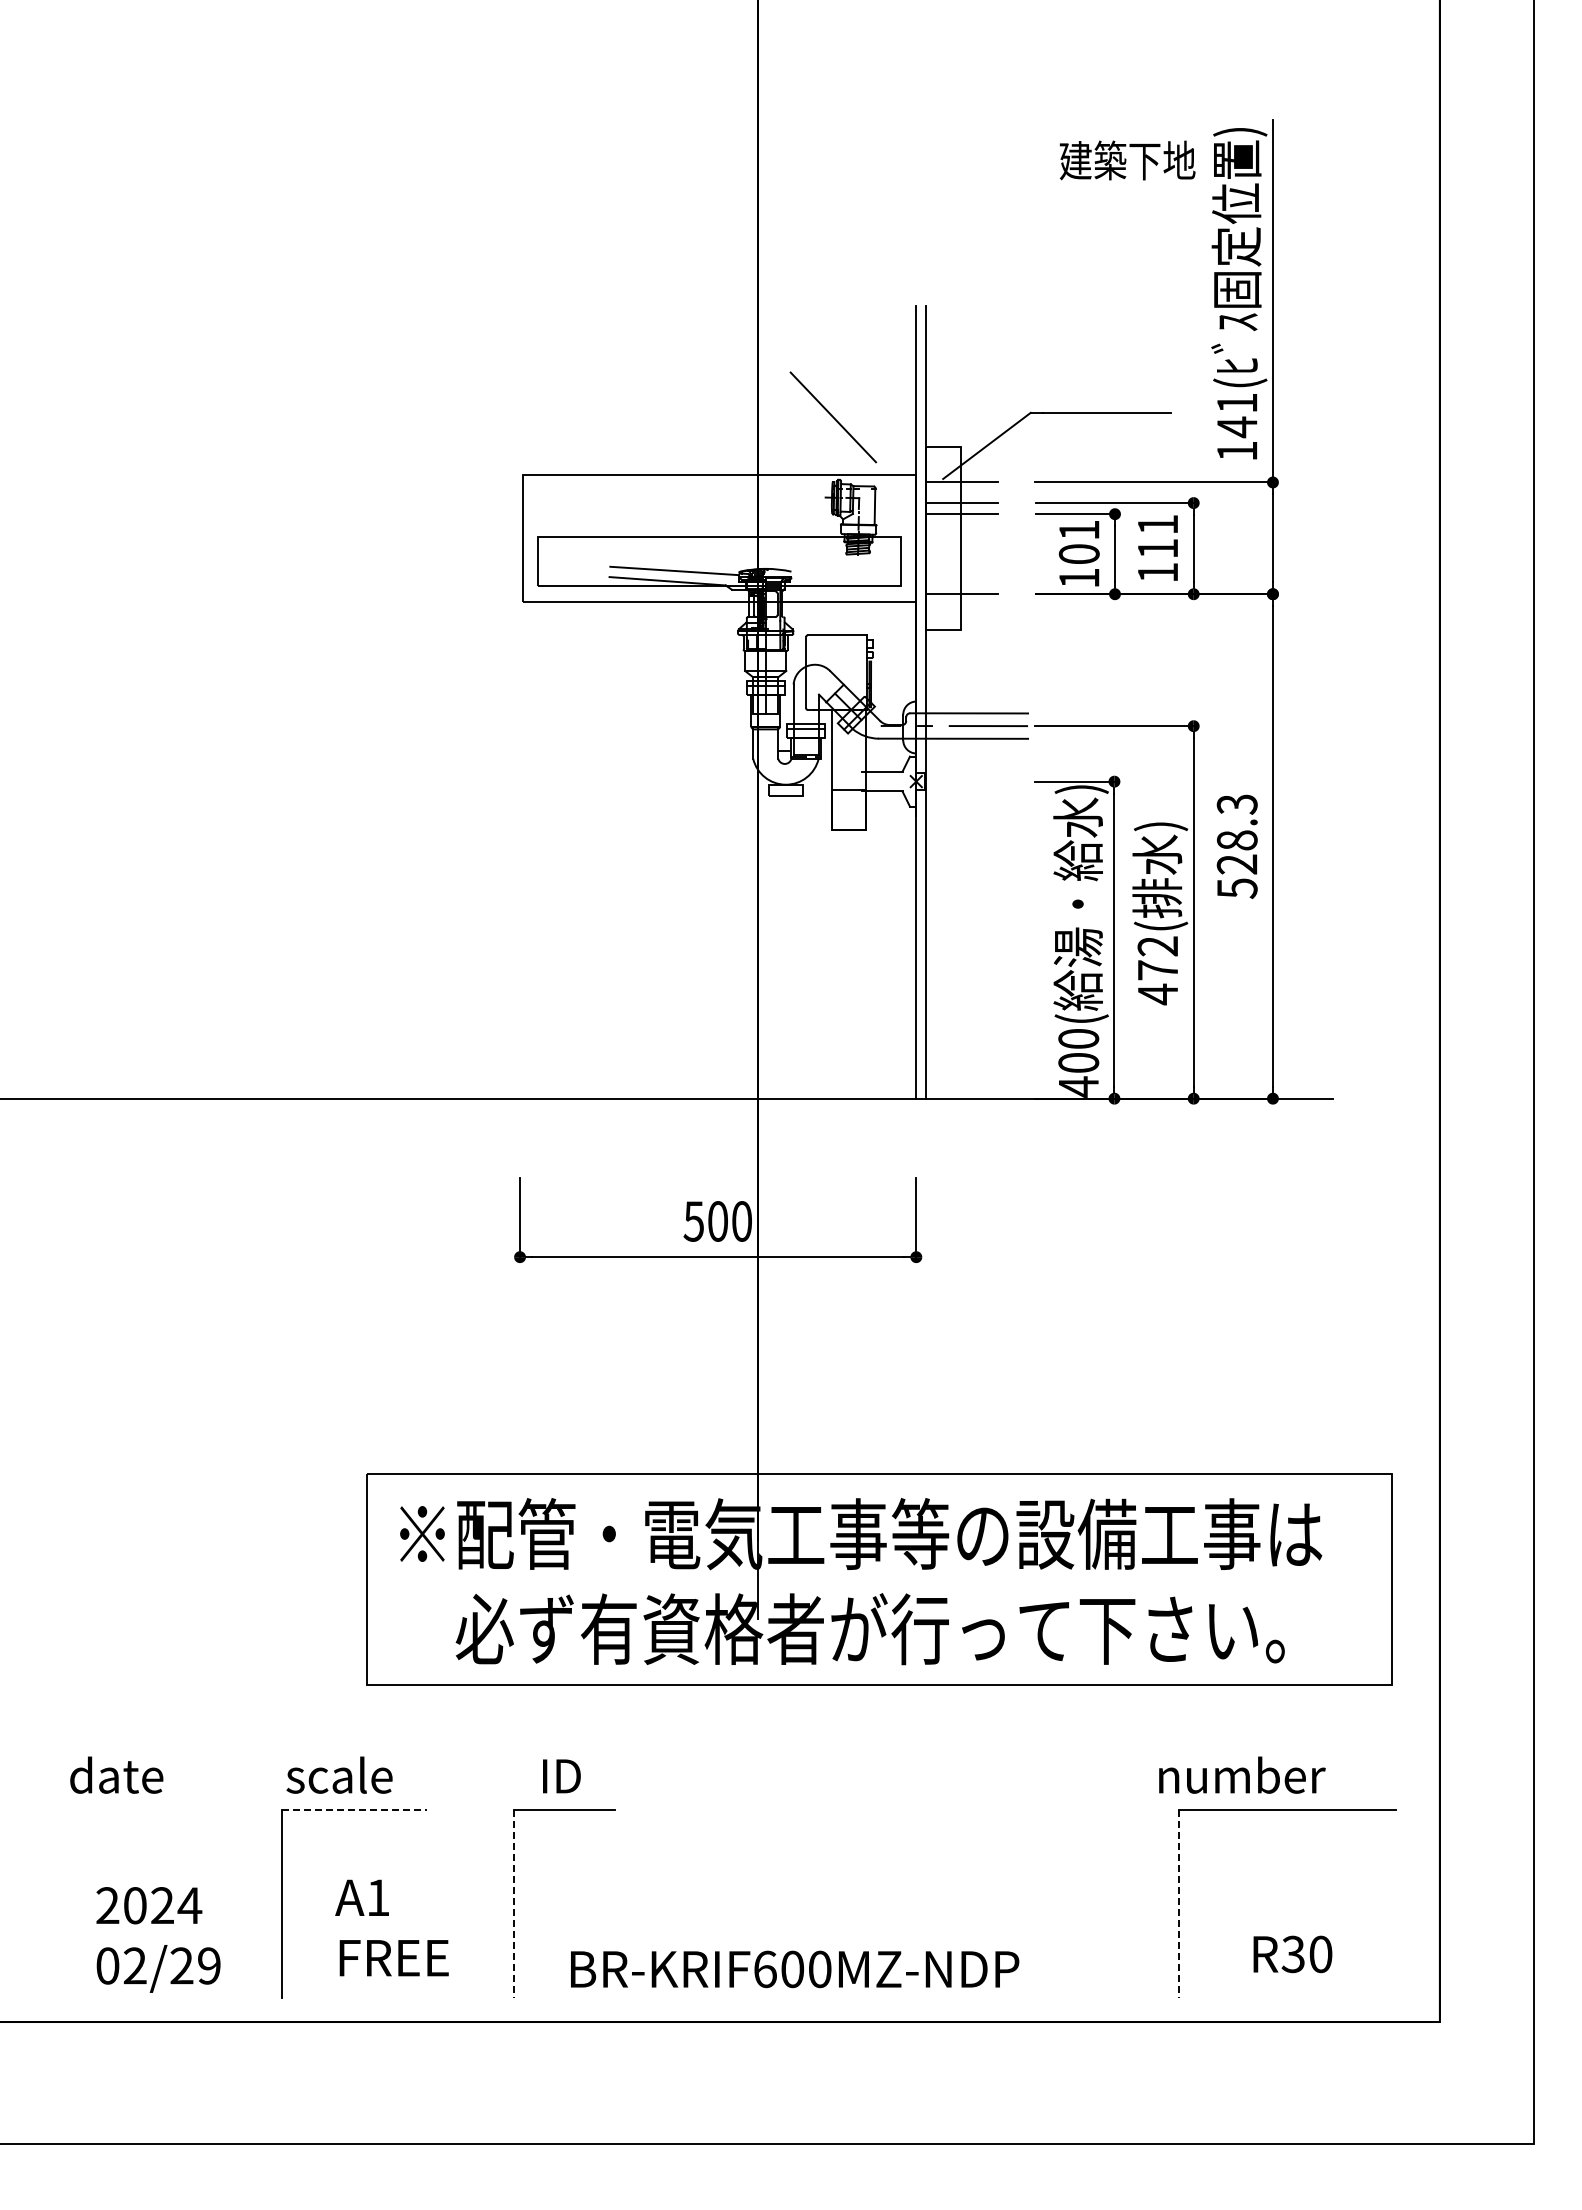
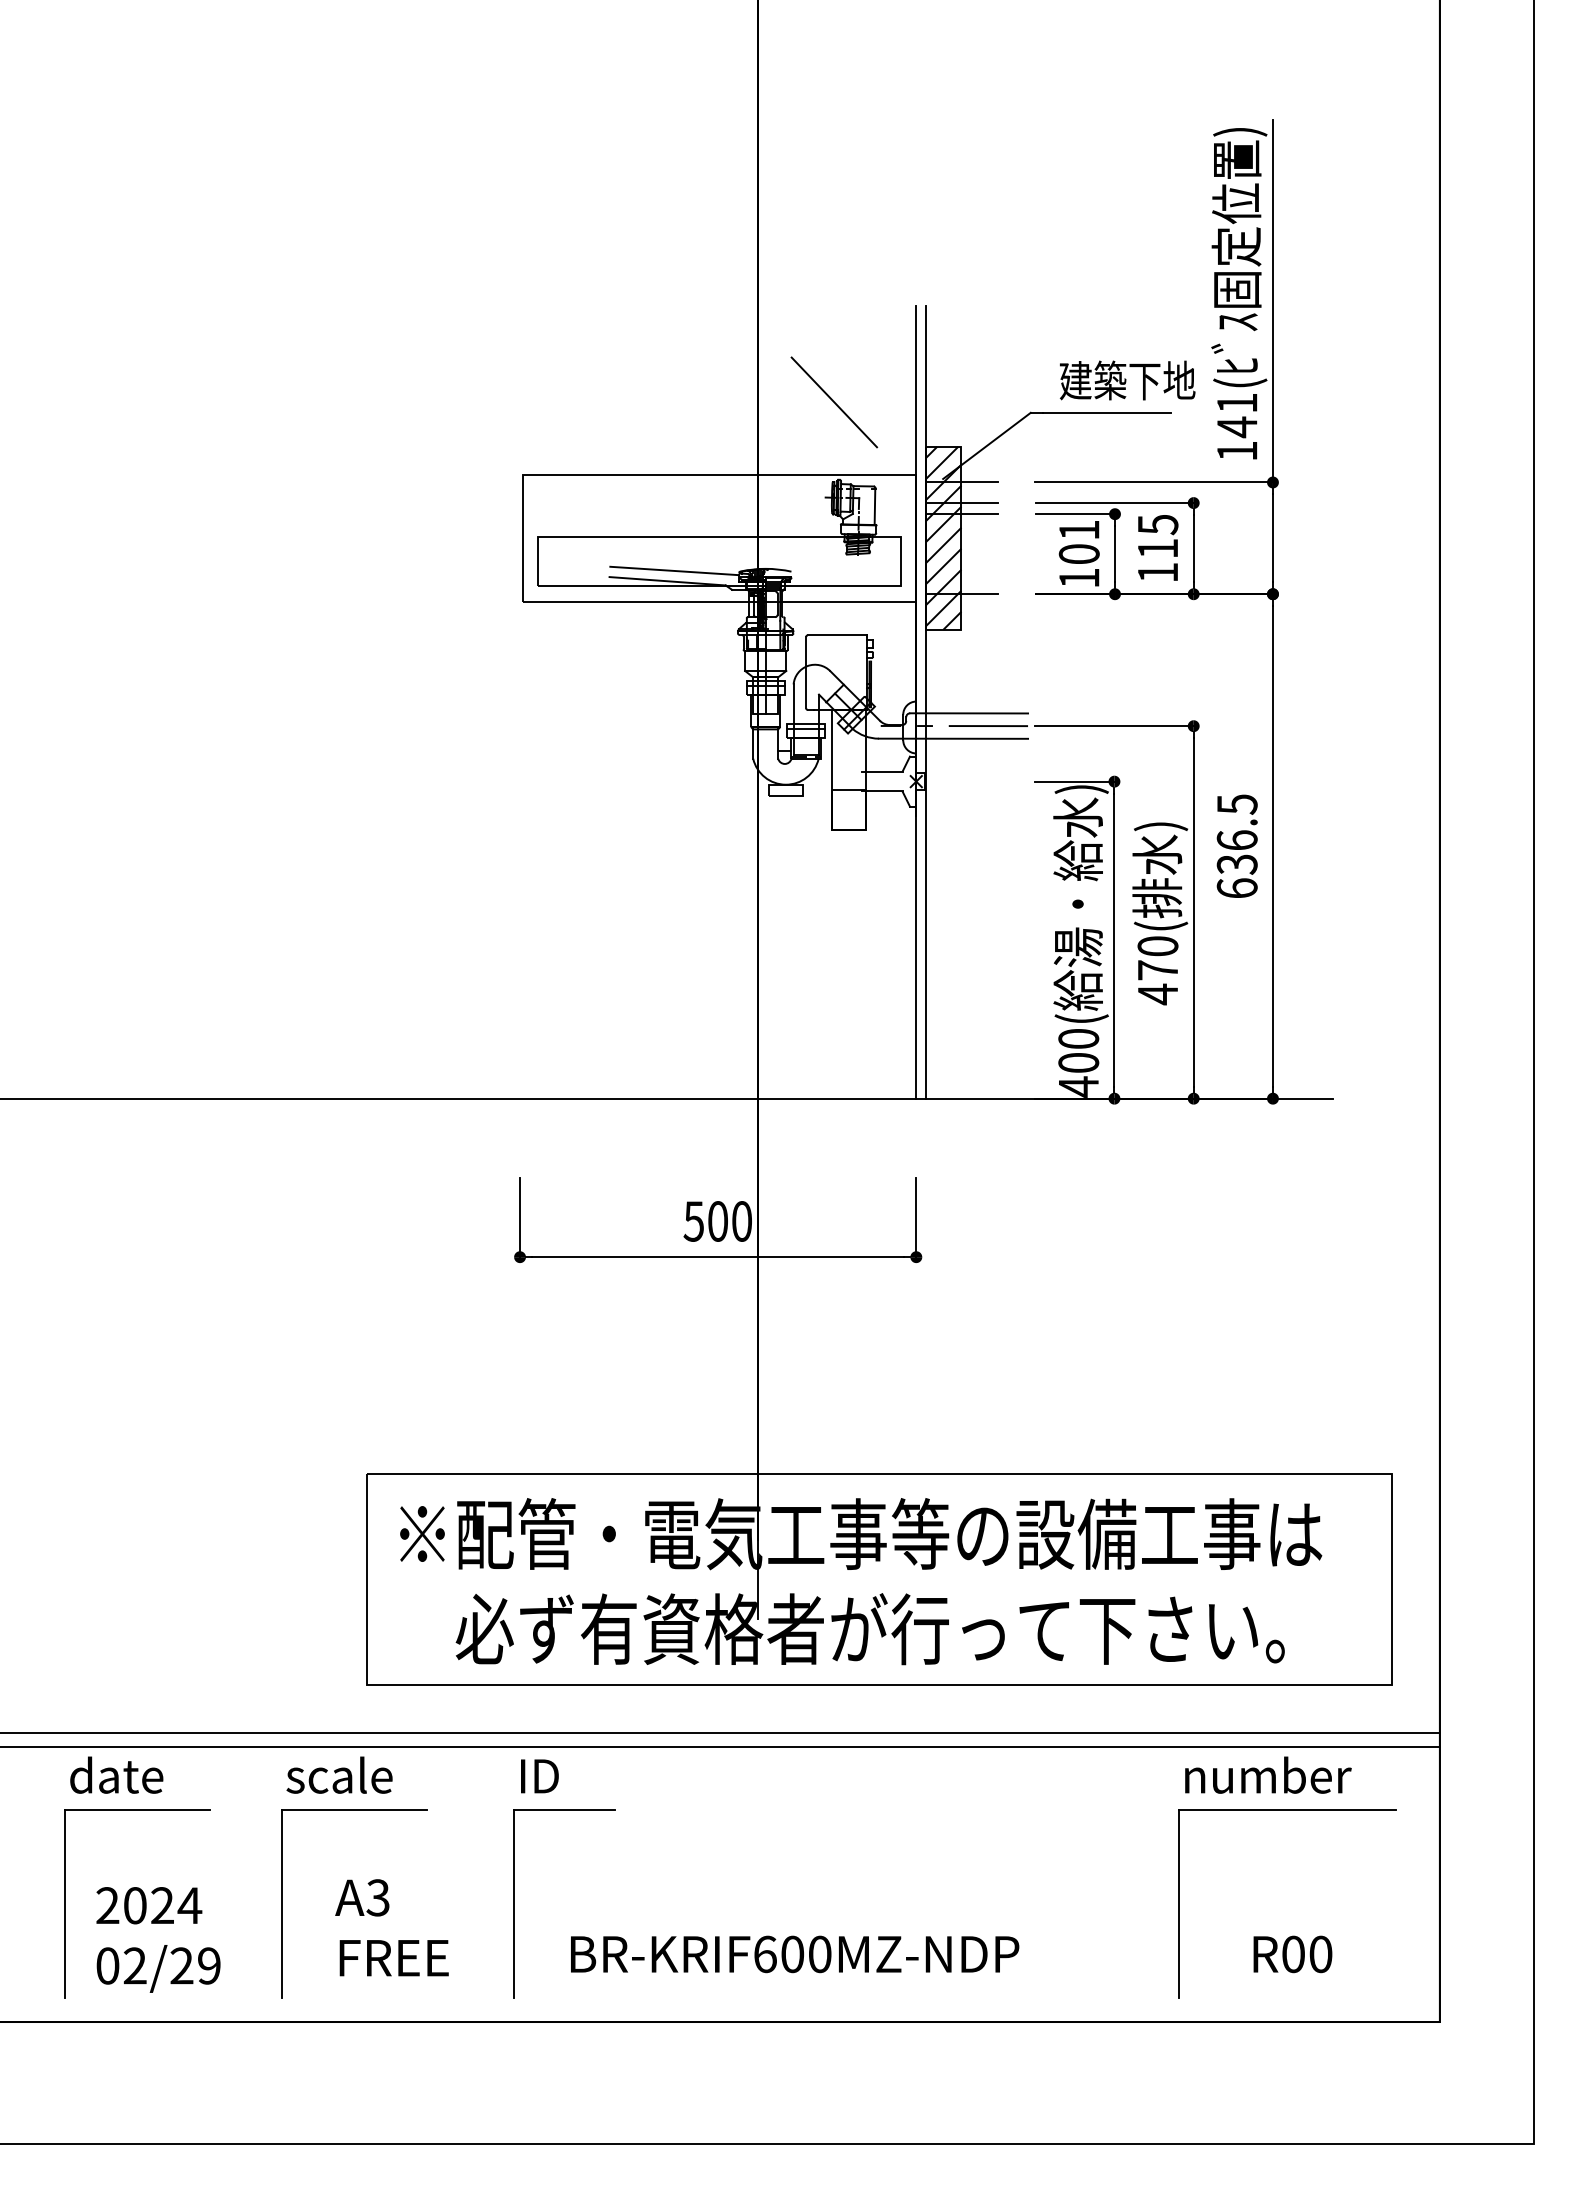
text position: (1127, 160) -> (1127, 380) (1127, 380)
line position: (833, 417) -> (834, 402) (834, 402)
text: 111 -> 115 (1158, 525)
hatch: none -> present (943, 537)
text: 528.3 -> 636.5 (1236, 846)
text: 472( -> 470( (1157, 946)
line: none -> present (720, 1732)
line: none -> present (720, 1747)
text position: (1242, 1774) -> (1268, 1774) (1268, 1774)
text position: (561, 1776) -> (539, 1776) (539, 1776)
line: dashed -> solid (355, 1809)
text: A1 -> A3 (377, 1897)
part: none -> present (65, 1903)
line: dashed -> solid (513, 1904)
line: dashed -> solid (1179, 1904)
text: R30 -> R00 (1292, 1954)
text position: (795, 1969) -> (795, 1954) (795, 1954)
